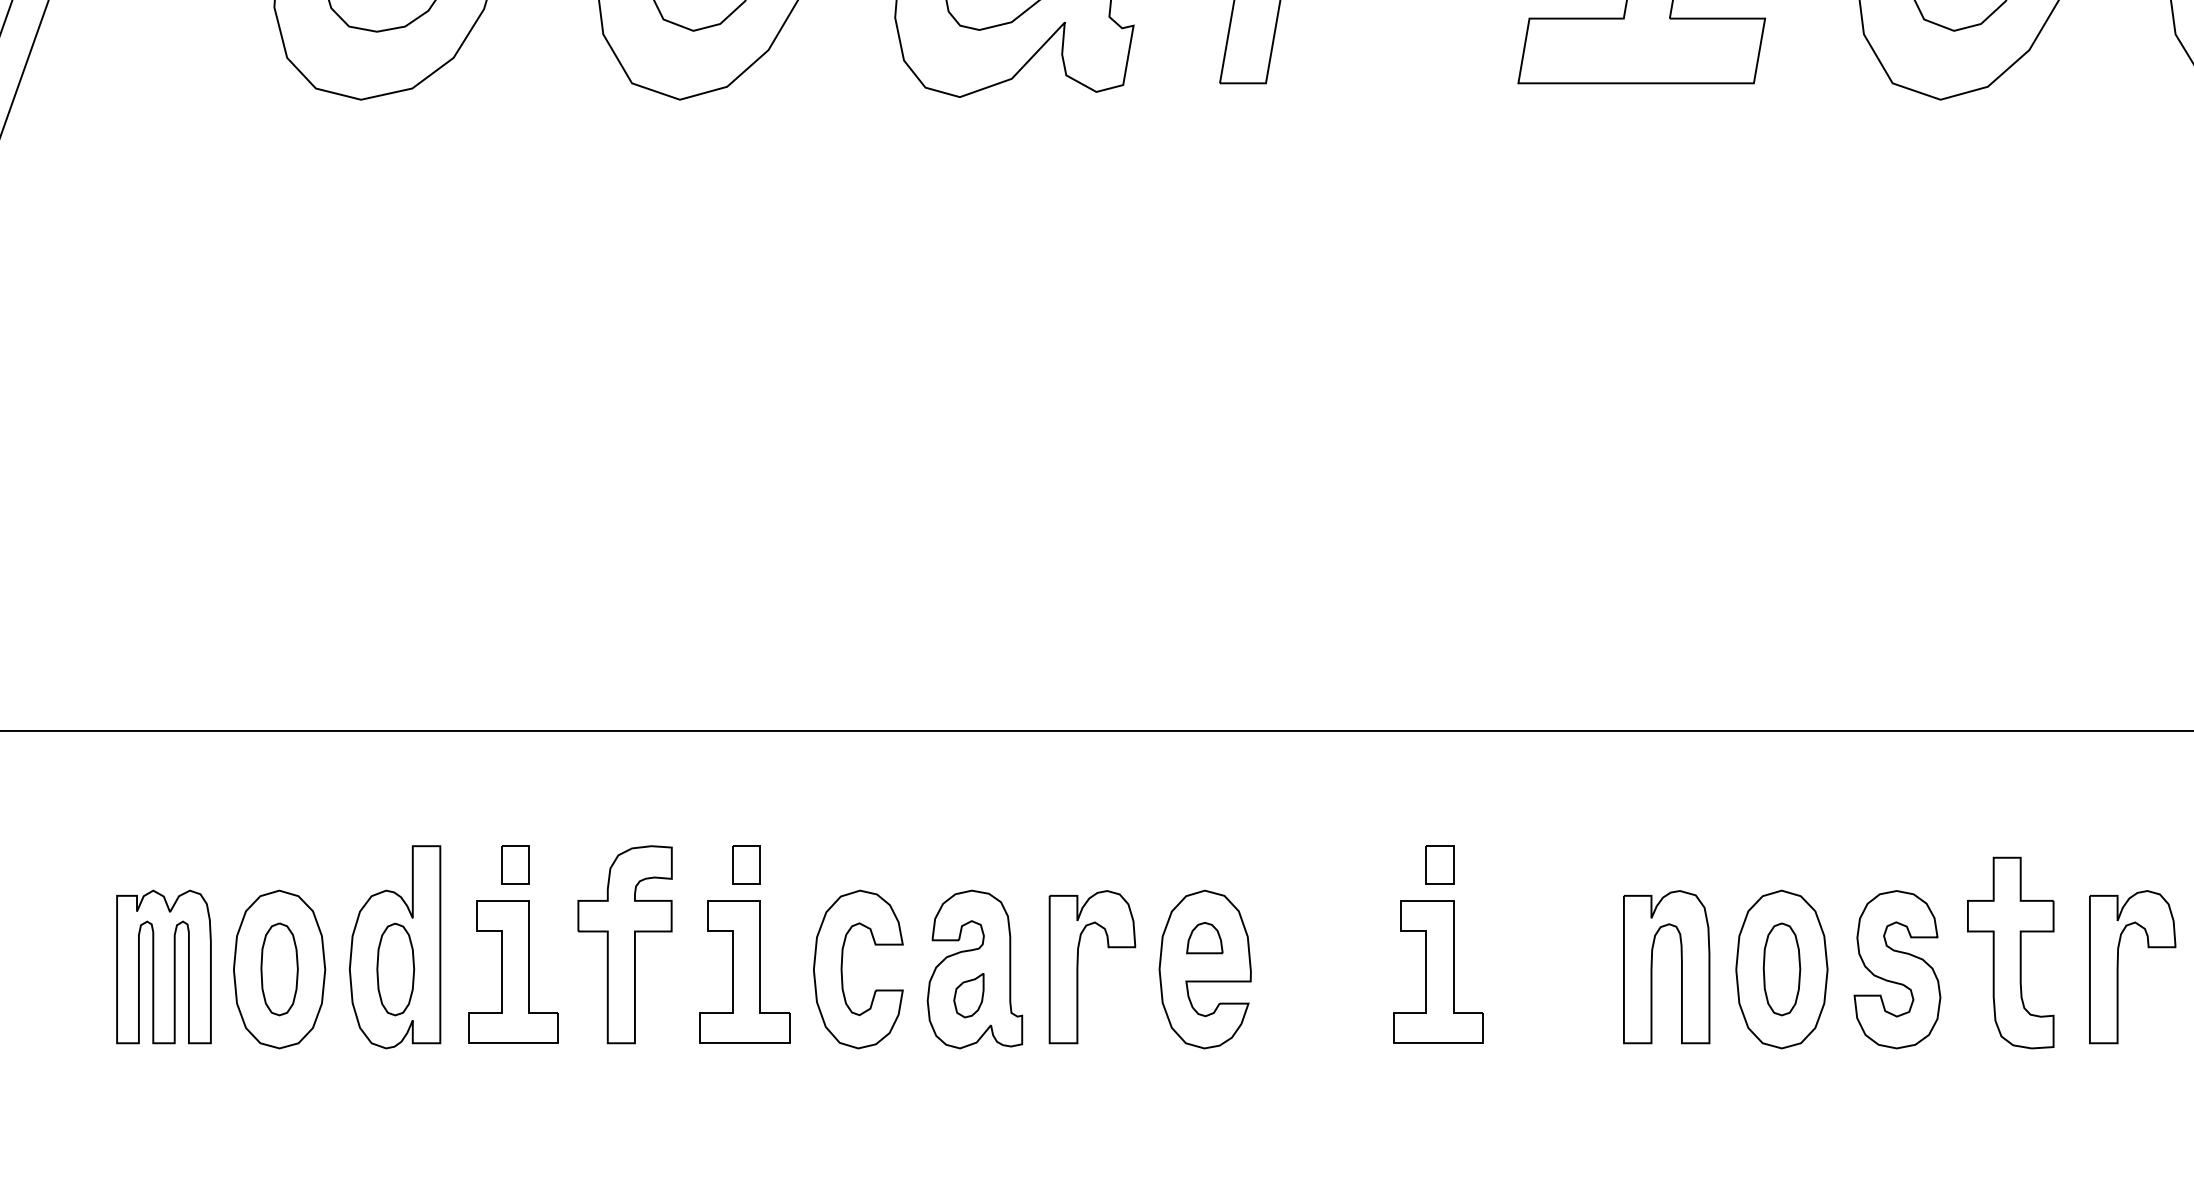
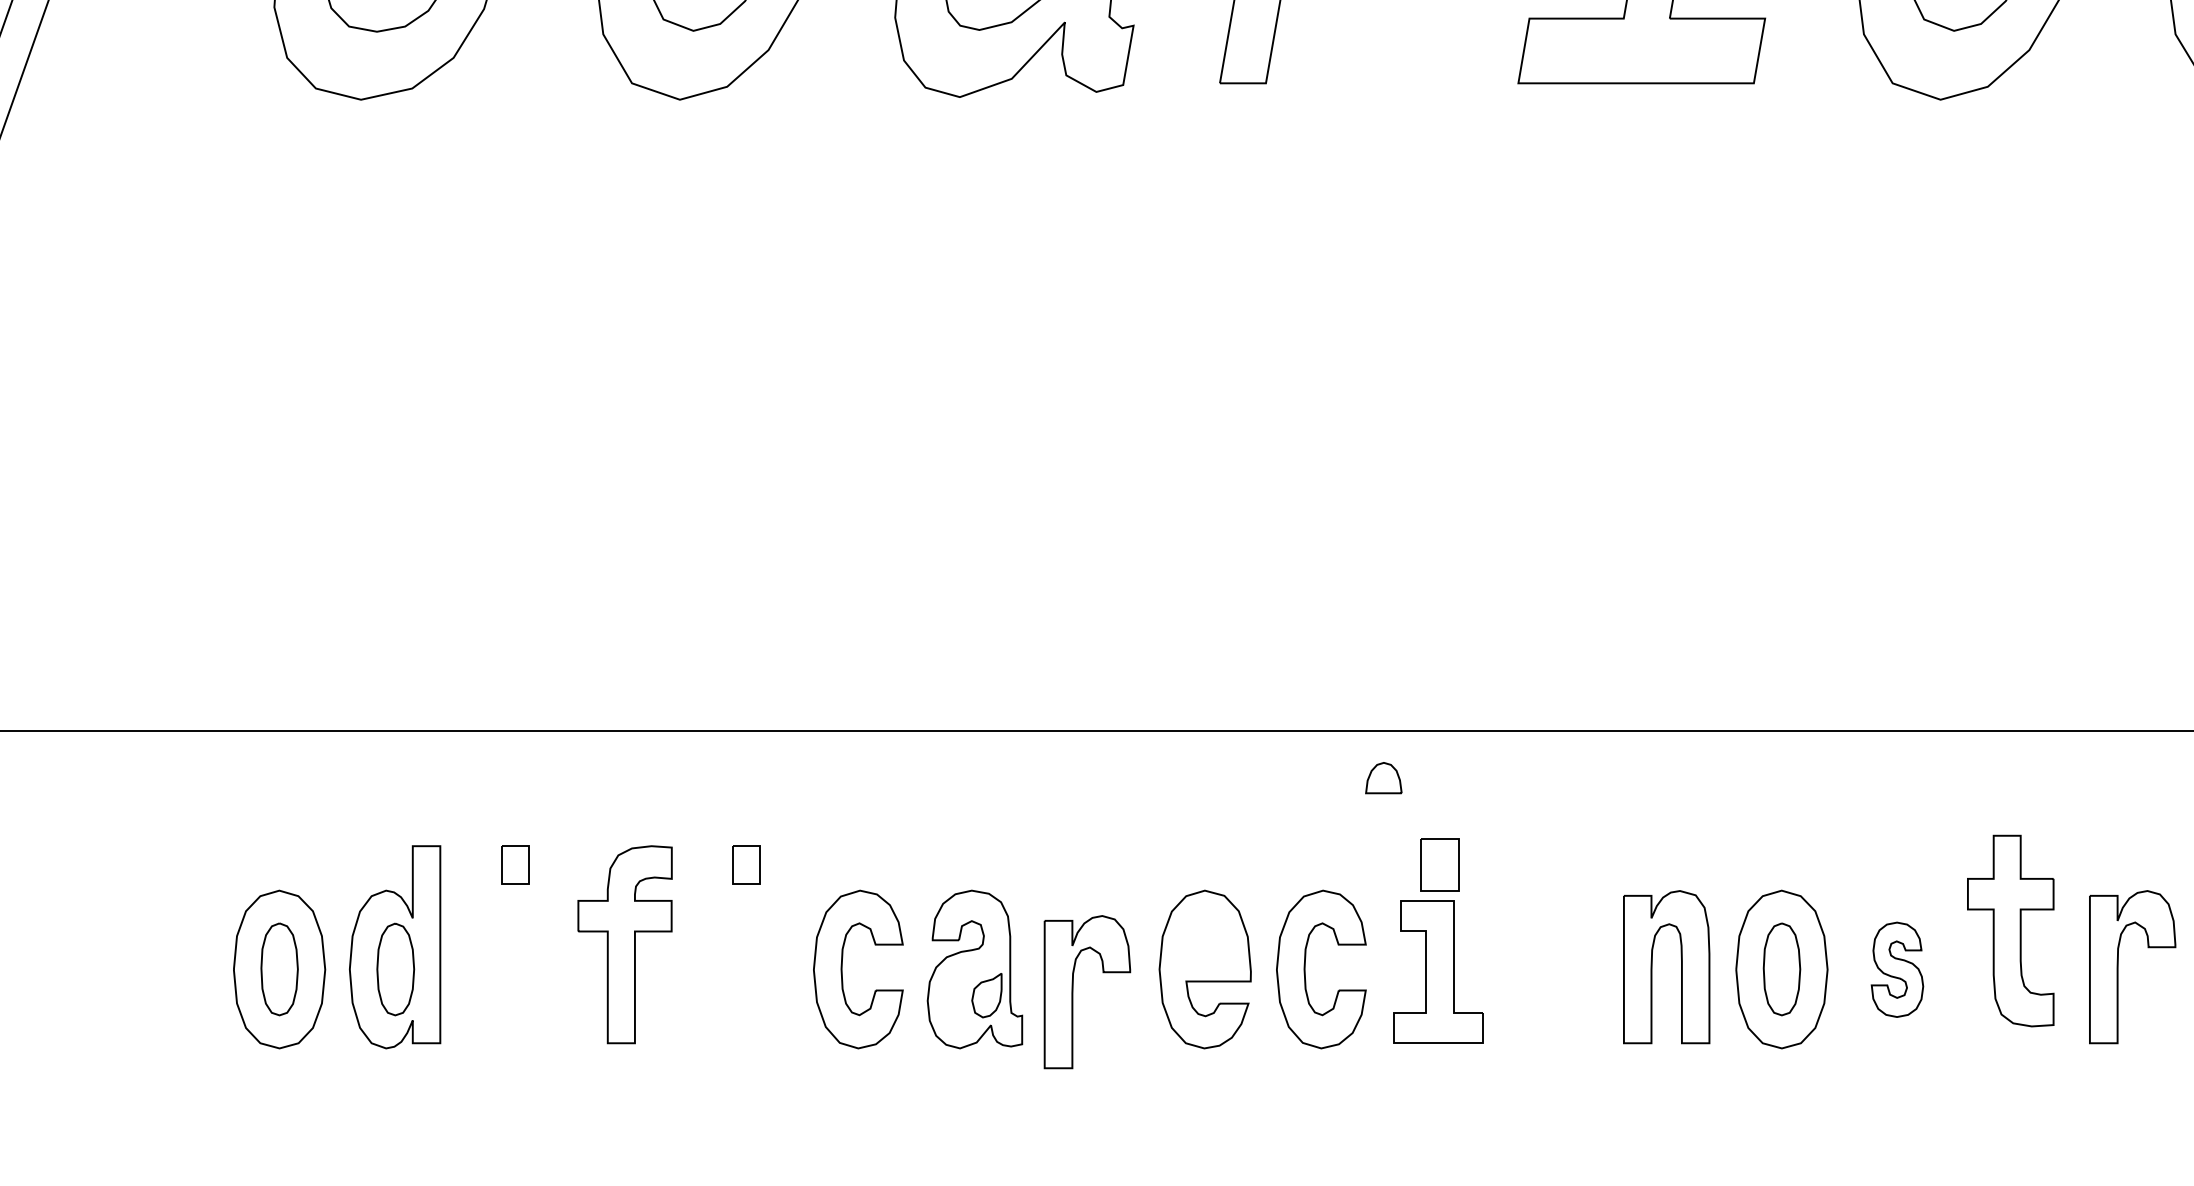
part size: 30x40 px -> 40x54 px (1439, 864)
part position: (1204, 938) -> (1383, 778) (1383, 778)
part position: (2010, 952) -> (2010, 930) (2010, 930)
part: present -> none (163, 966)
part position: (1078, 967) -> (1073, 992) (1073, 992)
part: none -> present (1305, 969)
part size: 89x160 px -> 55x97 px (1897, 969)
part: present -> none (513, 971)
part: present -> none (744, 971)
part position: (968, 995) -> (986, 995) (986, 995)
